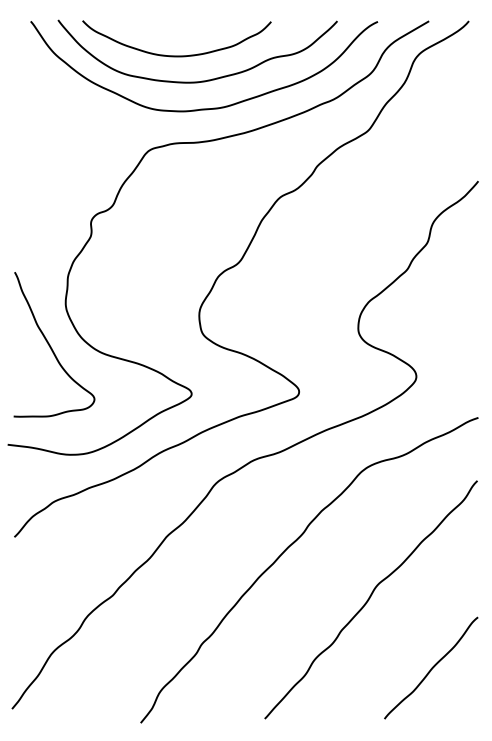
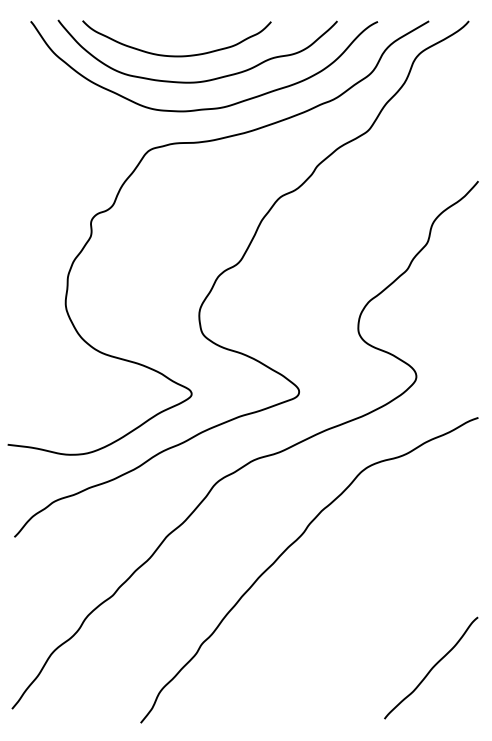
curve: present -> none (51, 346)
curve: present -> none (370, 598)
